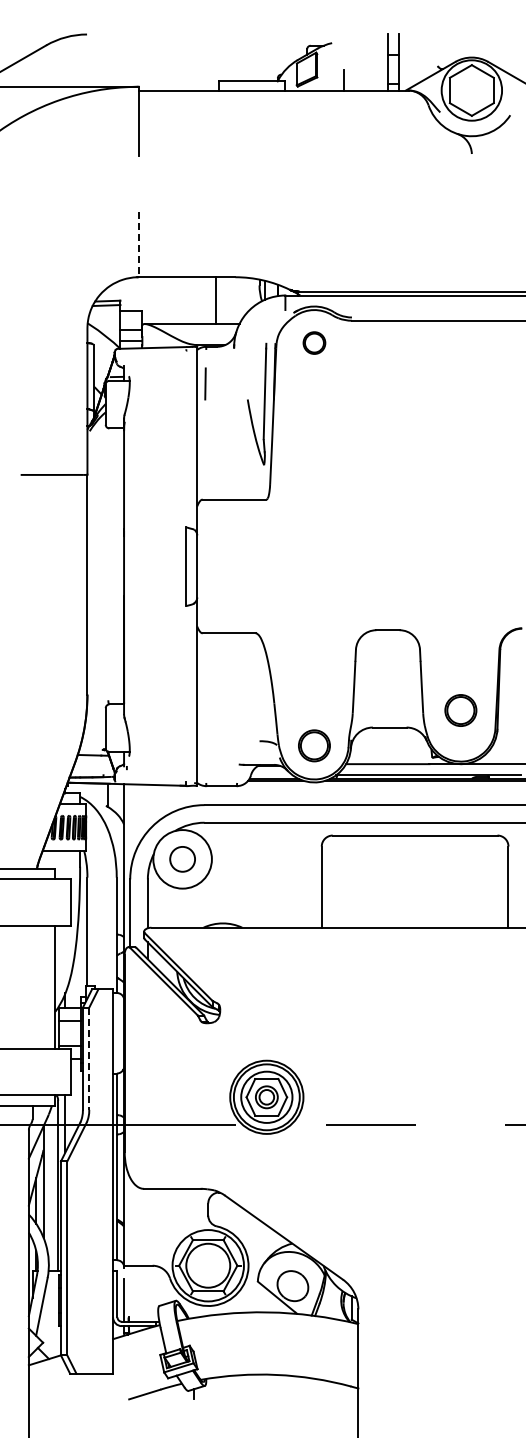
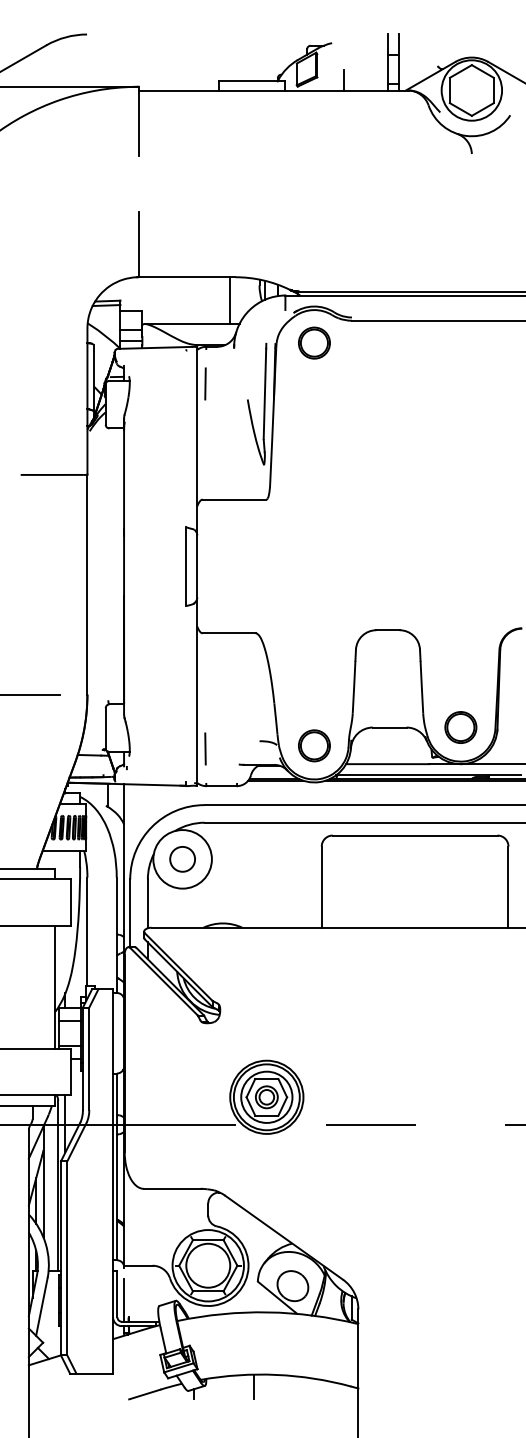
line: dashed -> solid (138, 244)
line position: (216, 300) -> (230, 300) (230, 300)
part size: 25x24 px -> 33x34 px (314, 342)
line: none -> present (31, 694)
part position: (460, 710) -> (460, 727) (460, 727)
line: none -> present (205, 748)
line: dashed -> solid (89, 1059)
line: none -> present (254, 1386)
